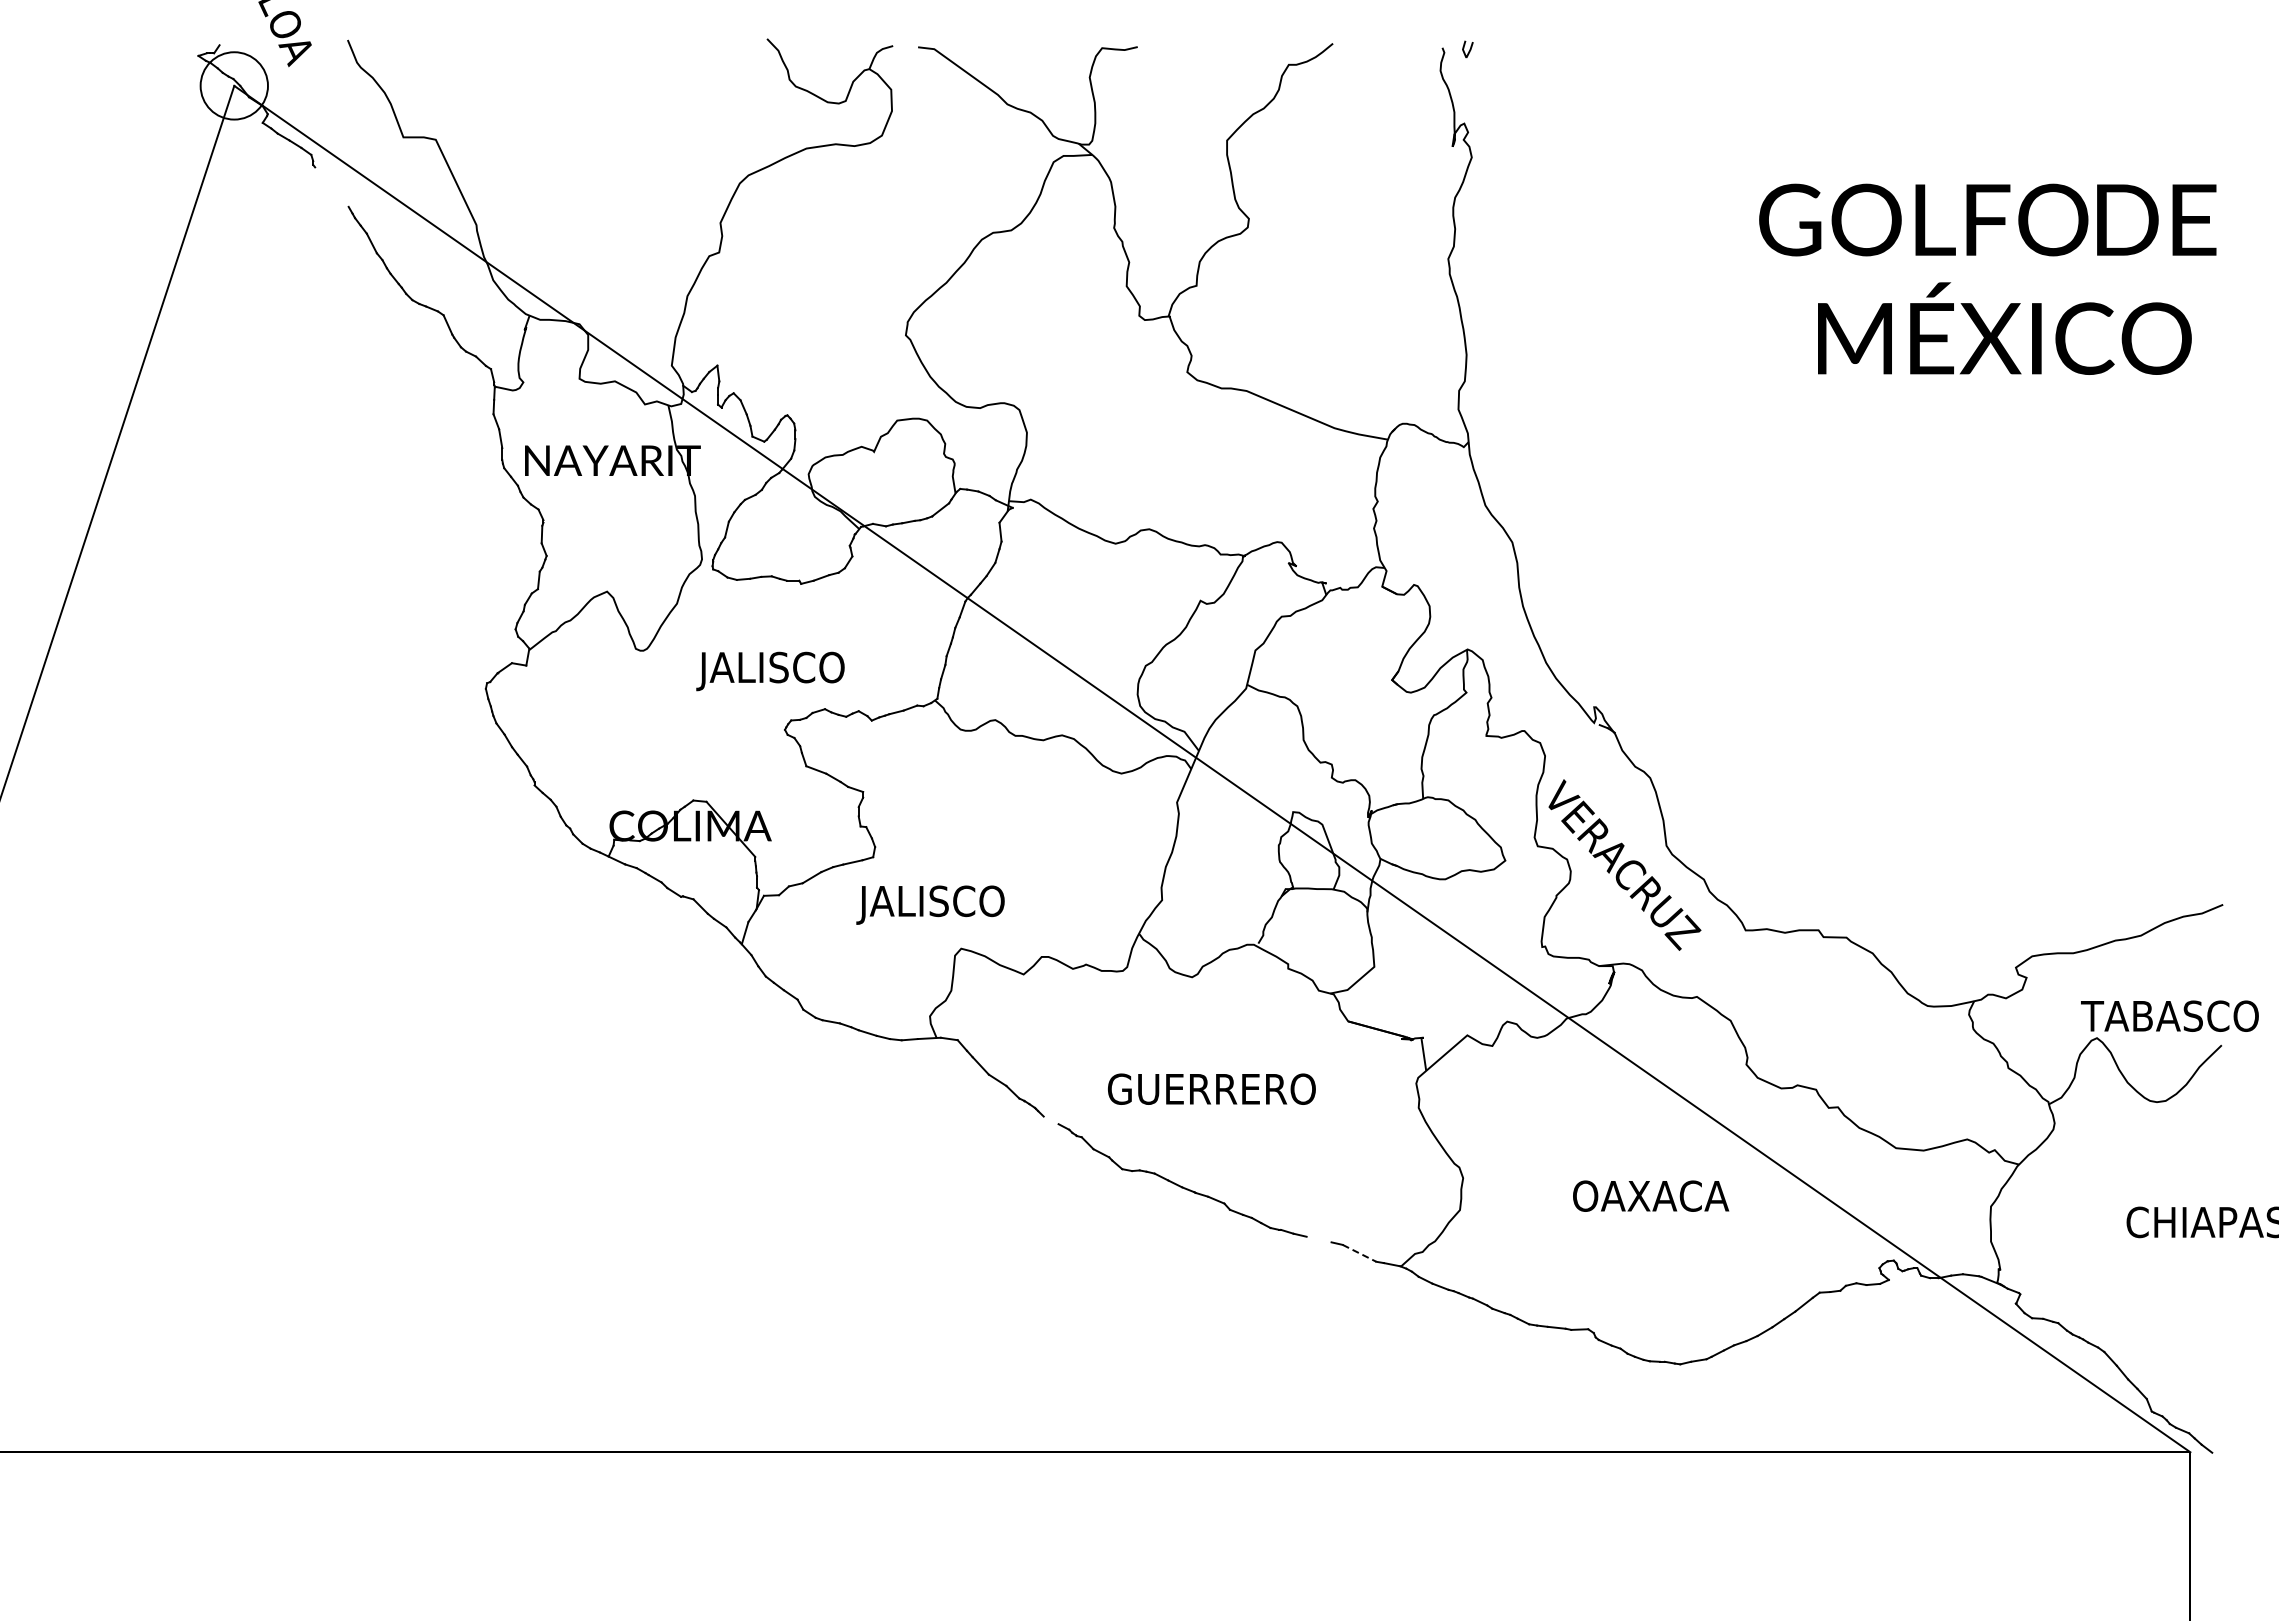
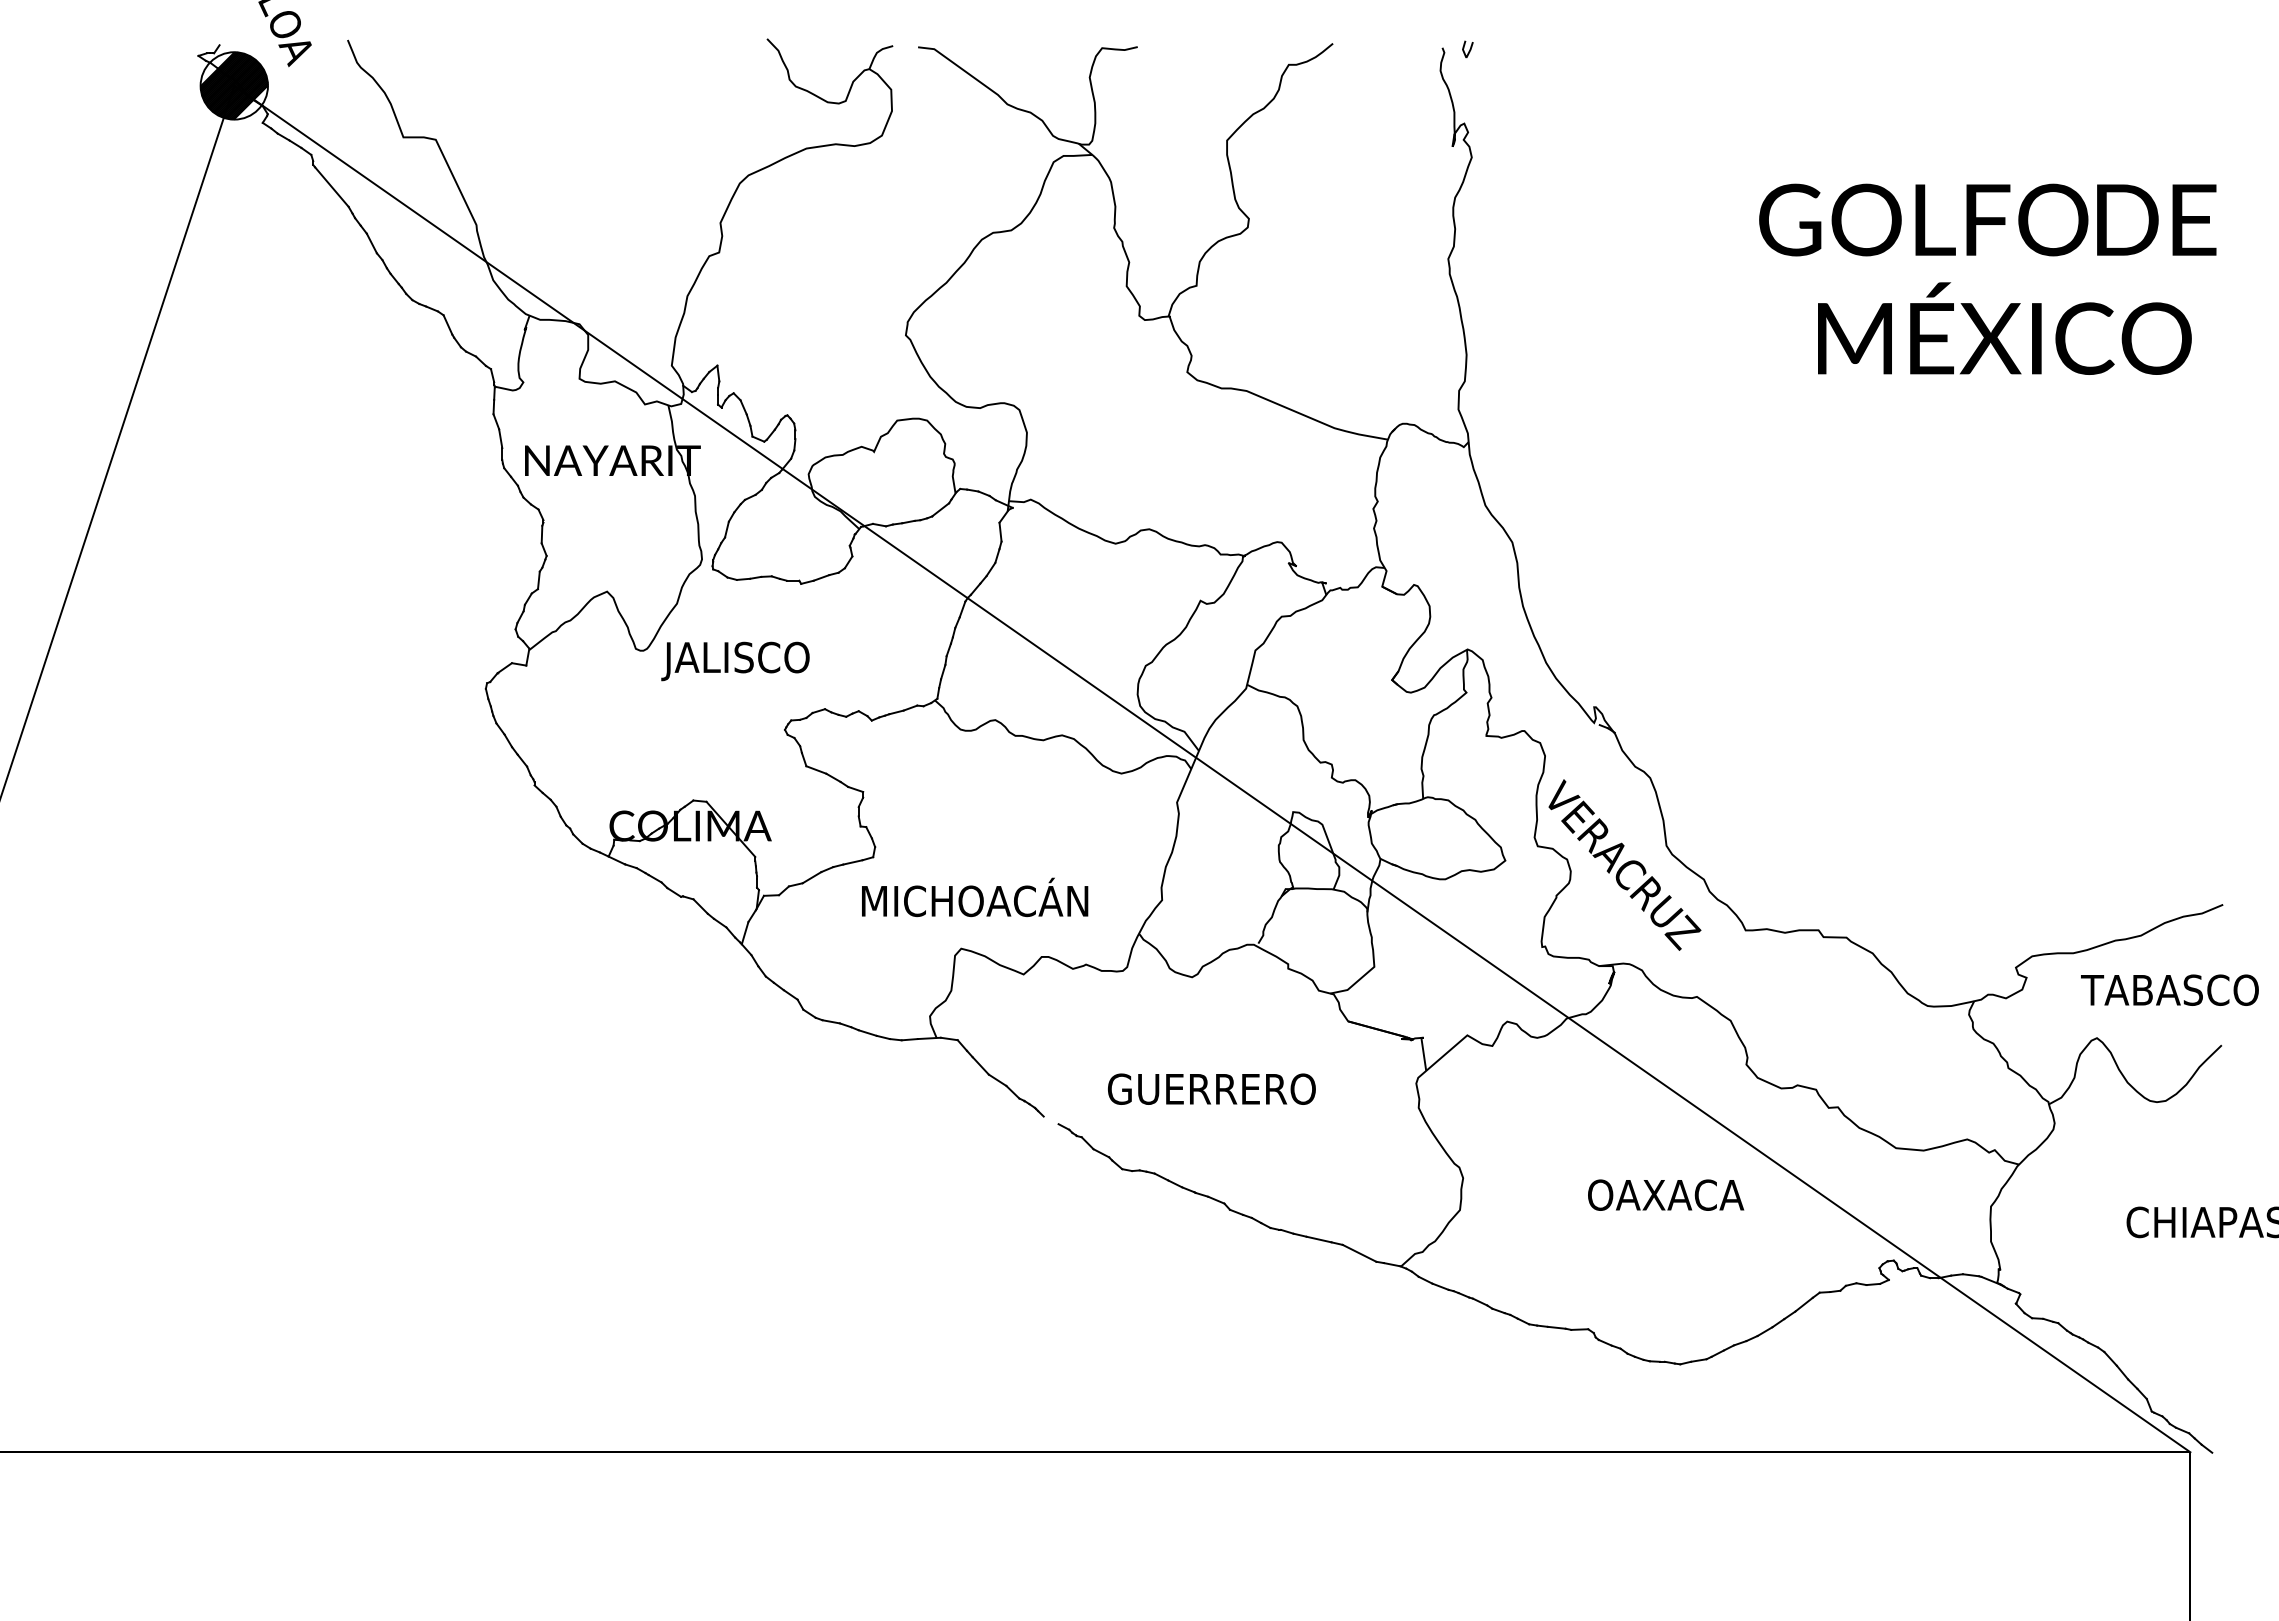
hatch: none -> present (233, 85)
line: none -> present (331, 186)
text position: (770, 671) -> (735, 661) (735, 661)
text: JALISCO -> MICHOACÁN (972, 900)
text position: (2169, 1015) -> (2169, 989) (2169, 989)
text position: (1651, 1195) -> (1666, 1194) (1666, 1194)
line: none -> present (1318, 1239)
line: dashed -> solid (1359, 1253)
